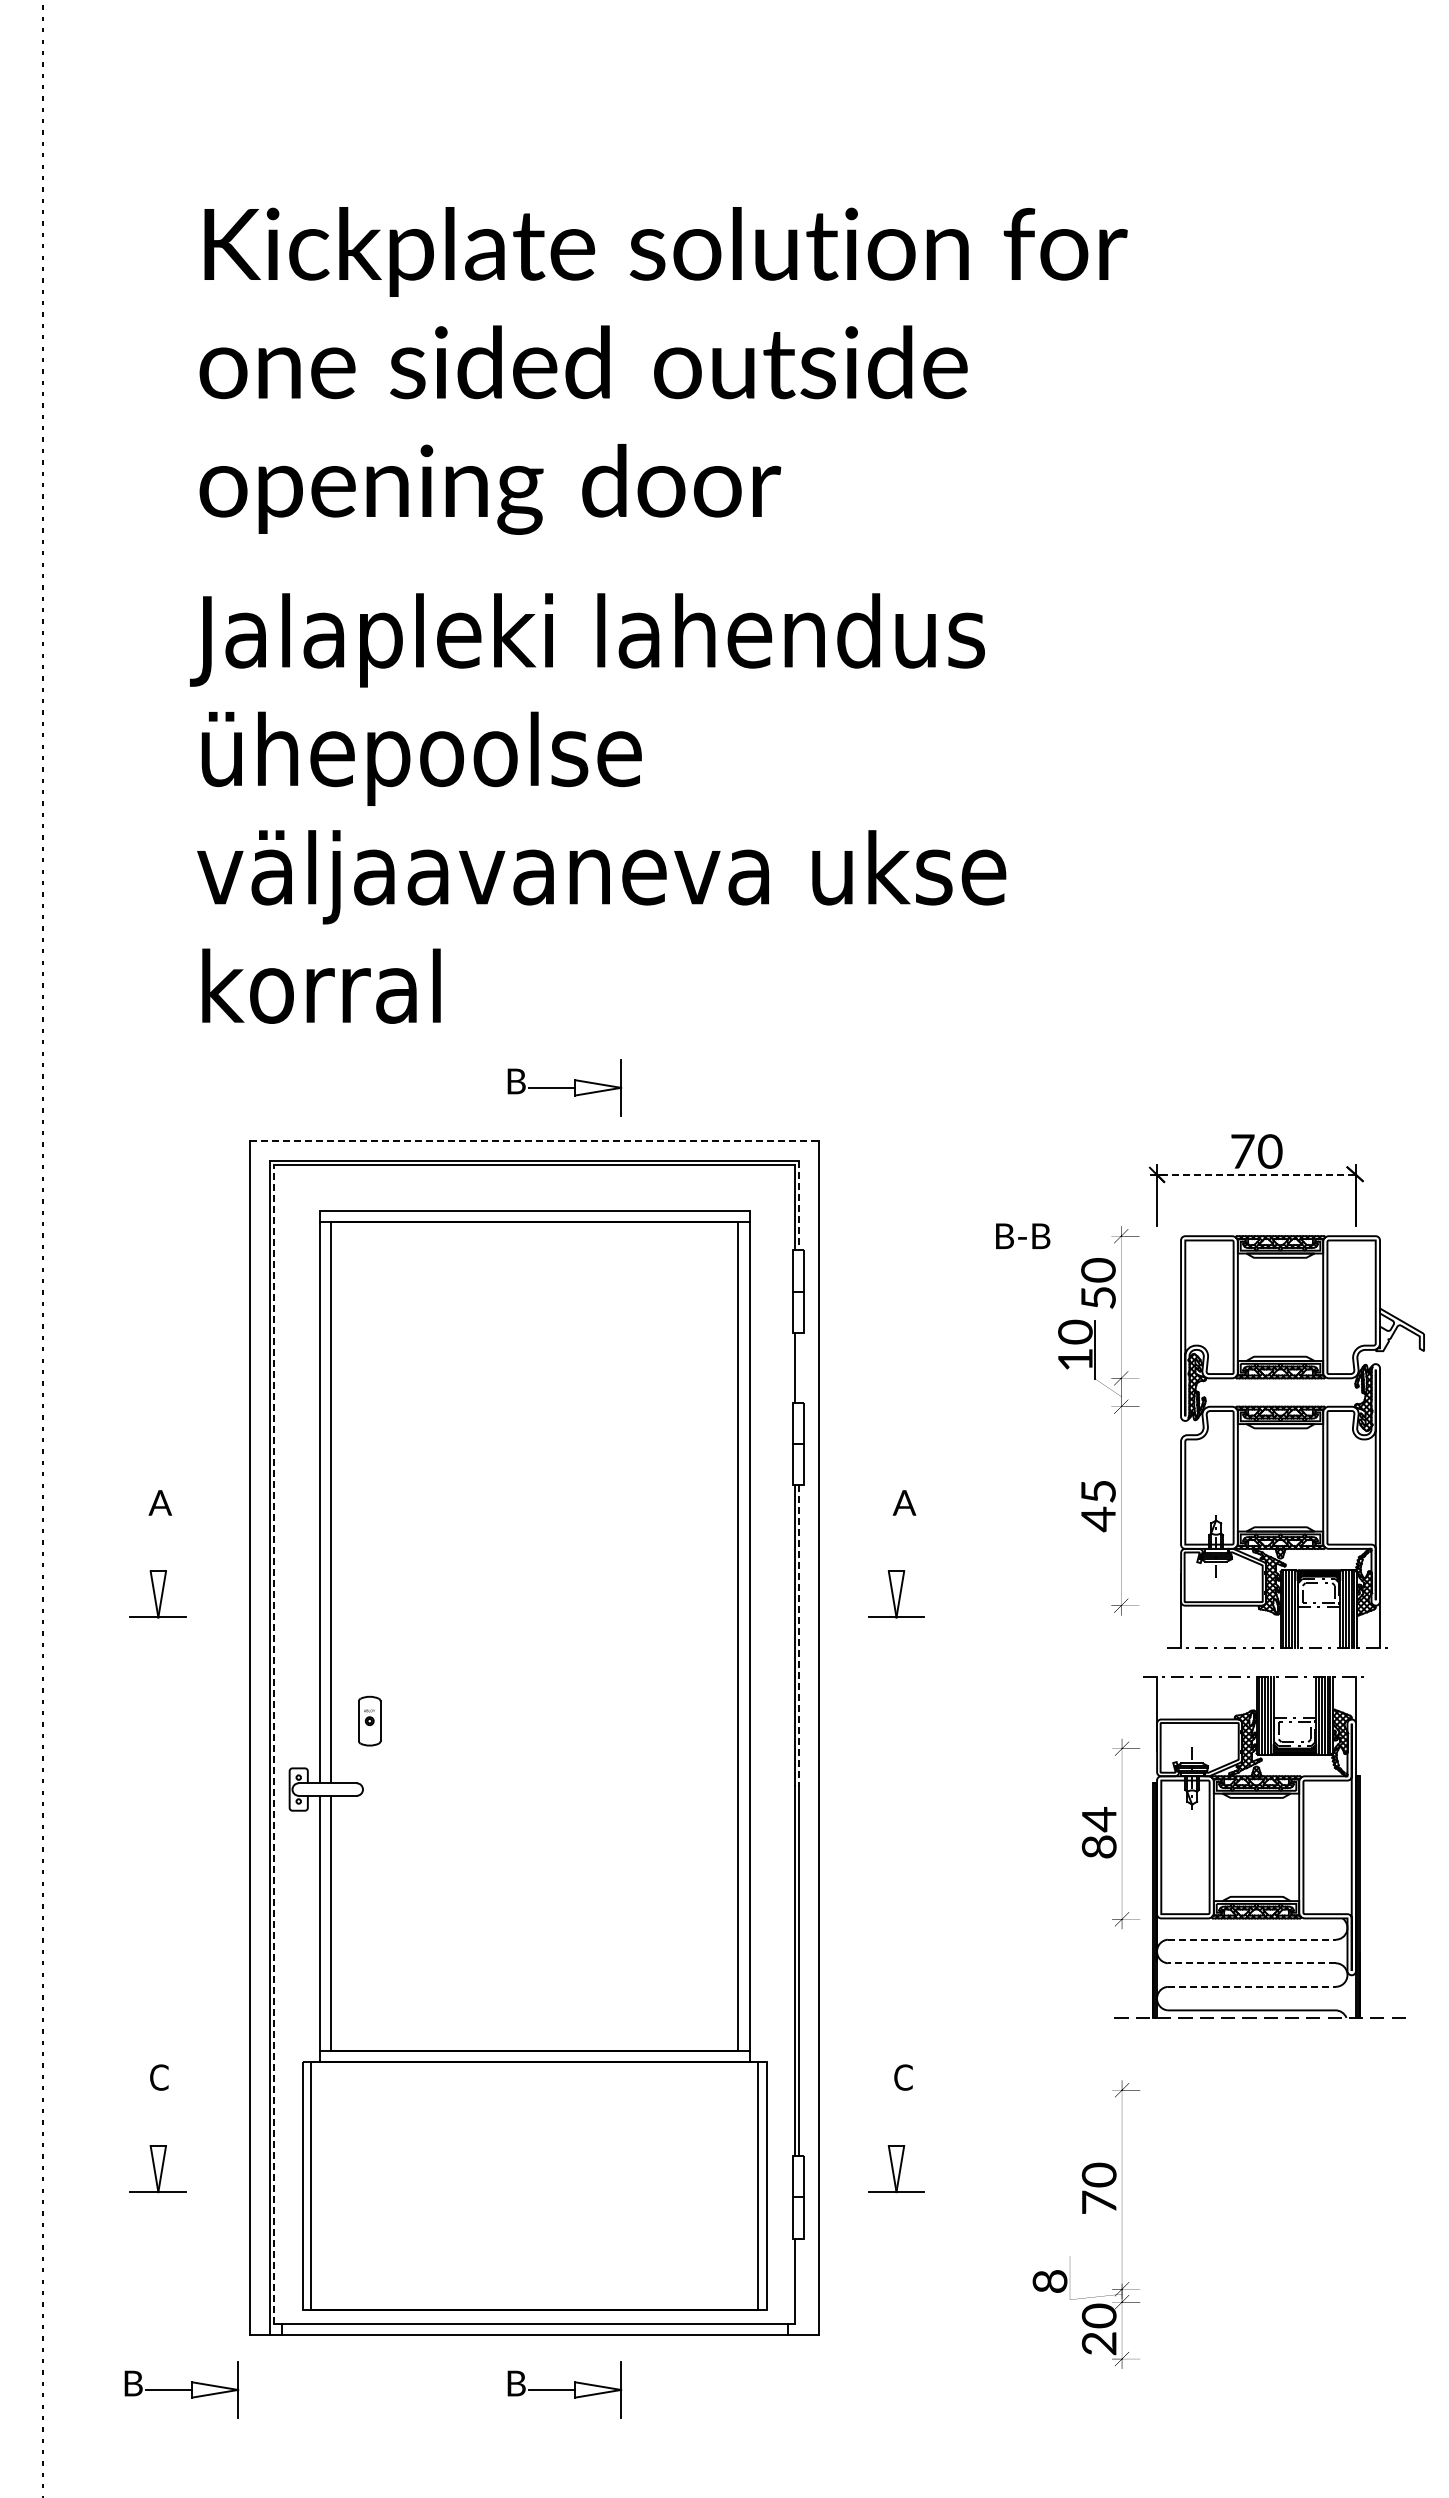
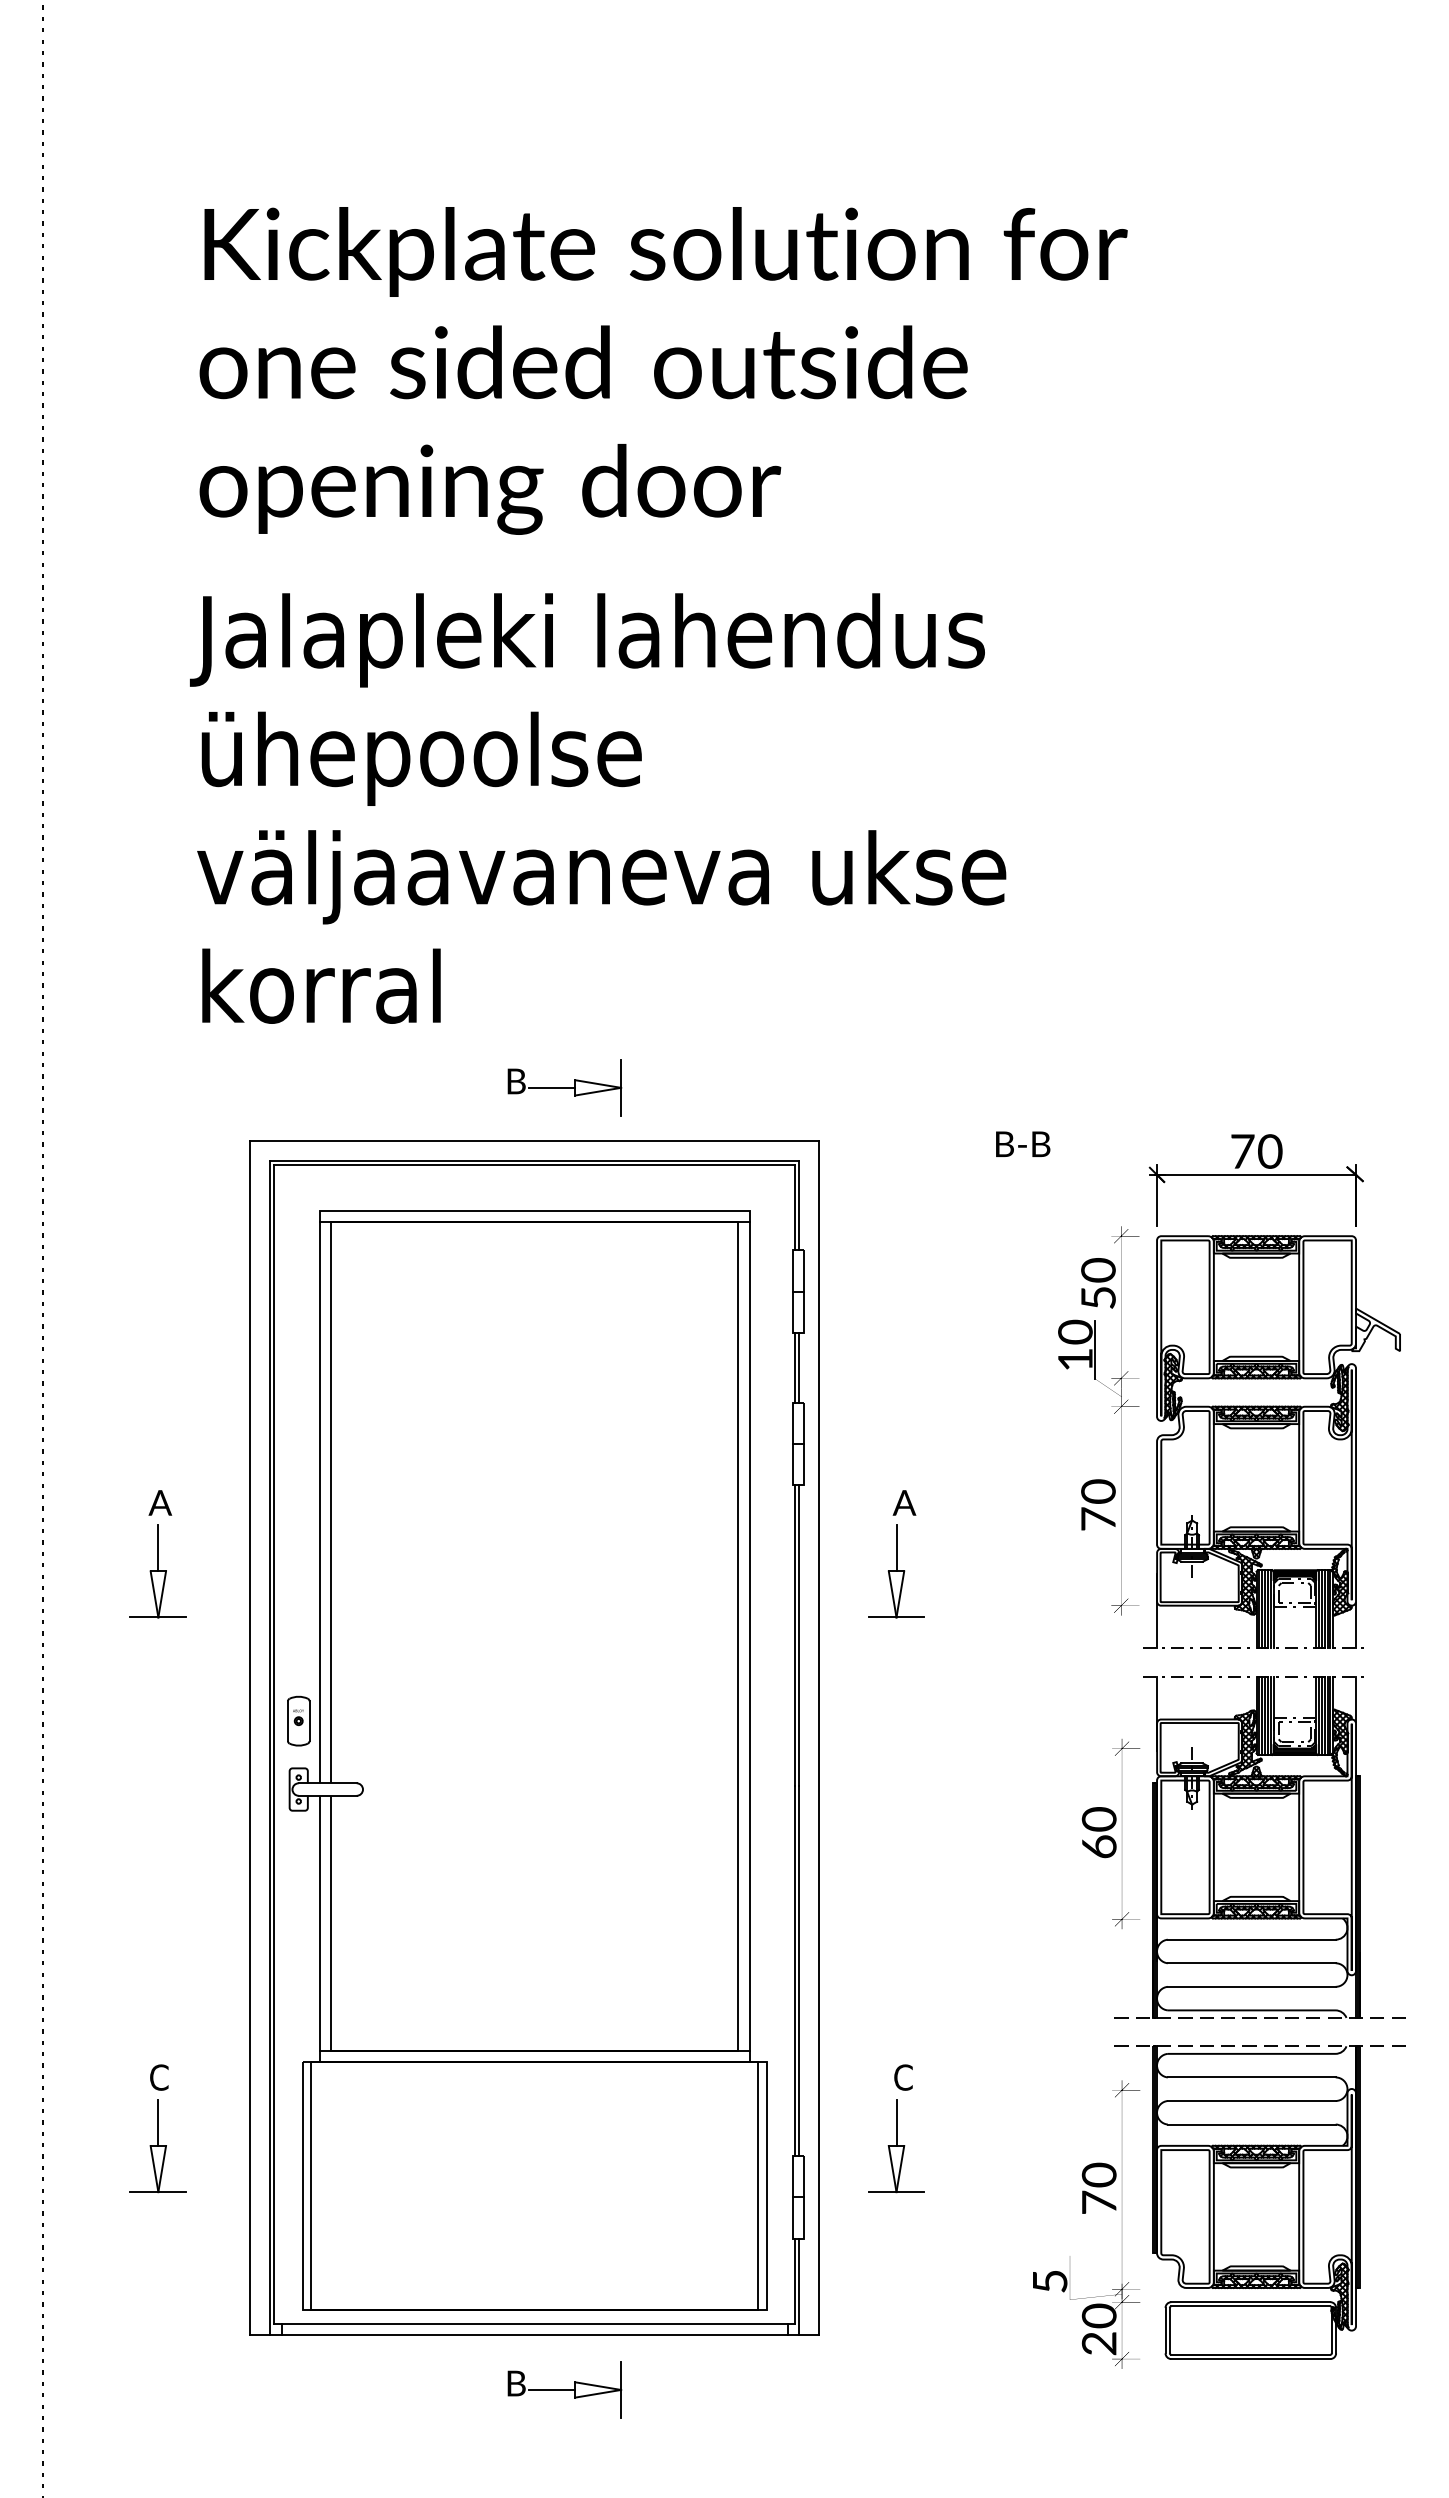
line: dashed -> solid (535, 1141)
line: dashed -> solid (1253, 1174)
line: dashed -> solid (799, 1205)
text position: (1023, 1235) -> (1023, 1143) (1023, 1143)
line: none -> present (799, 1367)
part position: (1295, 1441) -> (1271, 1441) (1271, 1441)
text: 45 -> 70 (1098, 1505)
line: none -> present (158, 1548)
line: none -> present (896, 1548)
line: dashed -> solid (799, 1636)
part position: (369, 1720) -> (298, 1720) (298, 1720)
line: dashed -> solid (274, 1743)
text: 84 -> 60 (1098, 1832)
line: dashed -> solid (1251, 1939)
line: dashed -> solid (1251, 1963)
line: dashed -> solid (1251, 1986)
line: none -> present (158, 2123)
line: none -> present (896, 2123)
part: none -> present (1259, 2202)
text: 8 -> 5 (1049, 2281)
line: none -> present (799, 2286)
part: present -> none (181, 2389)
